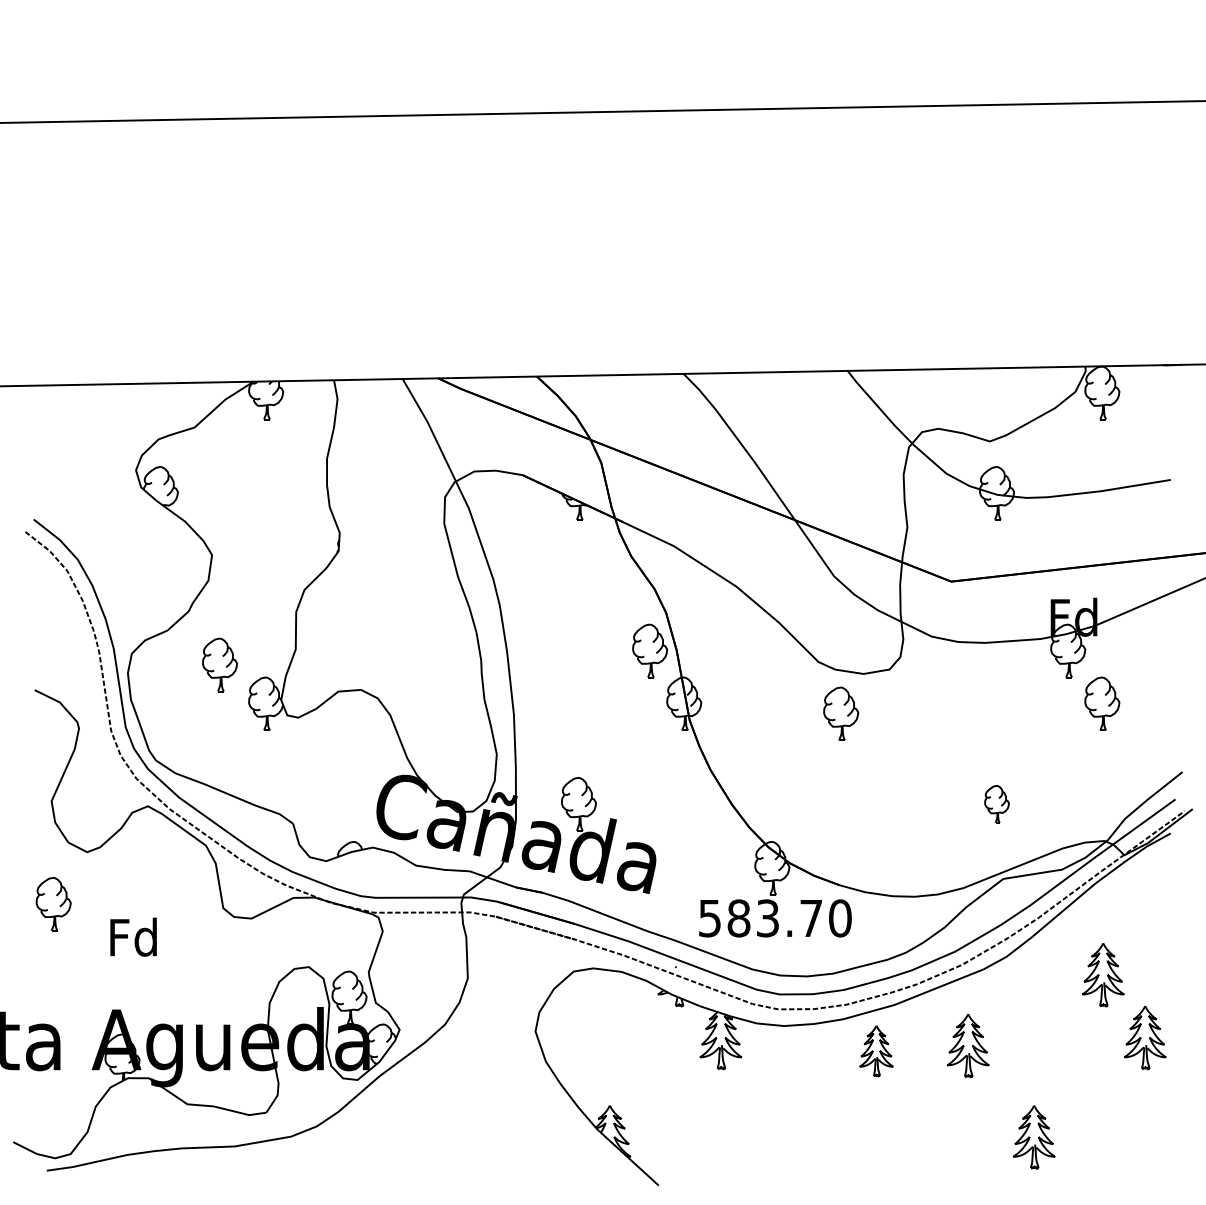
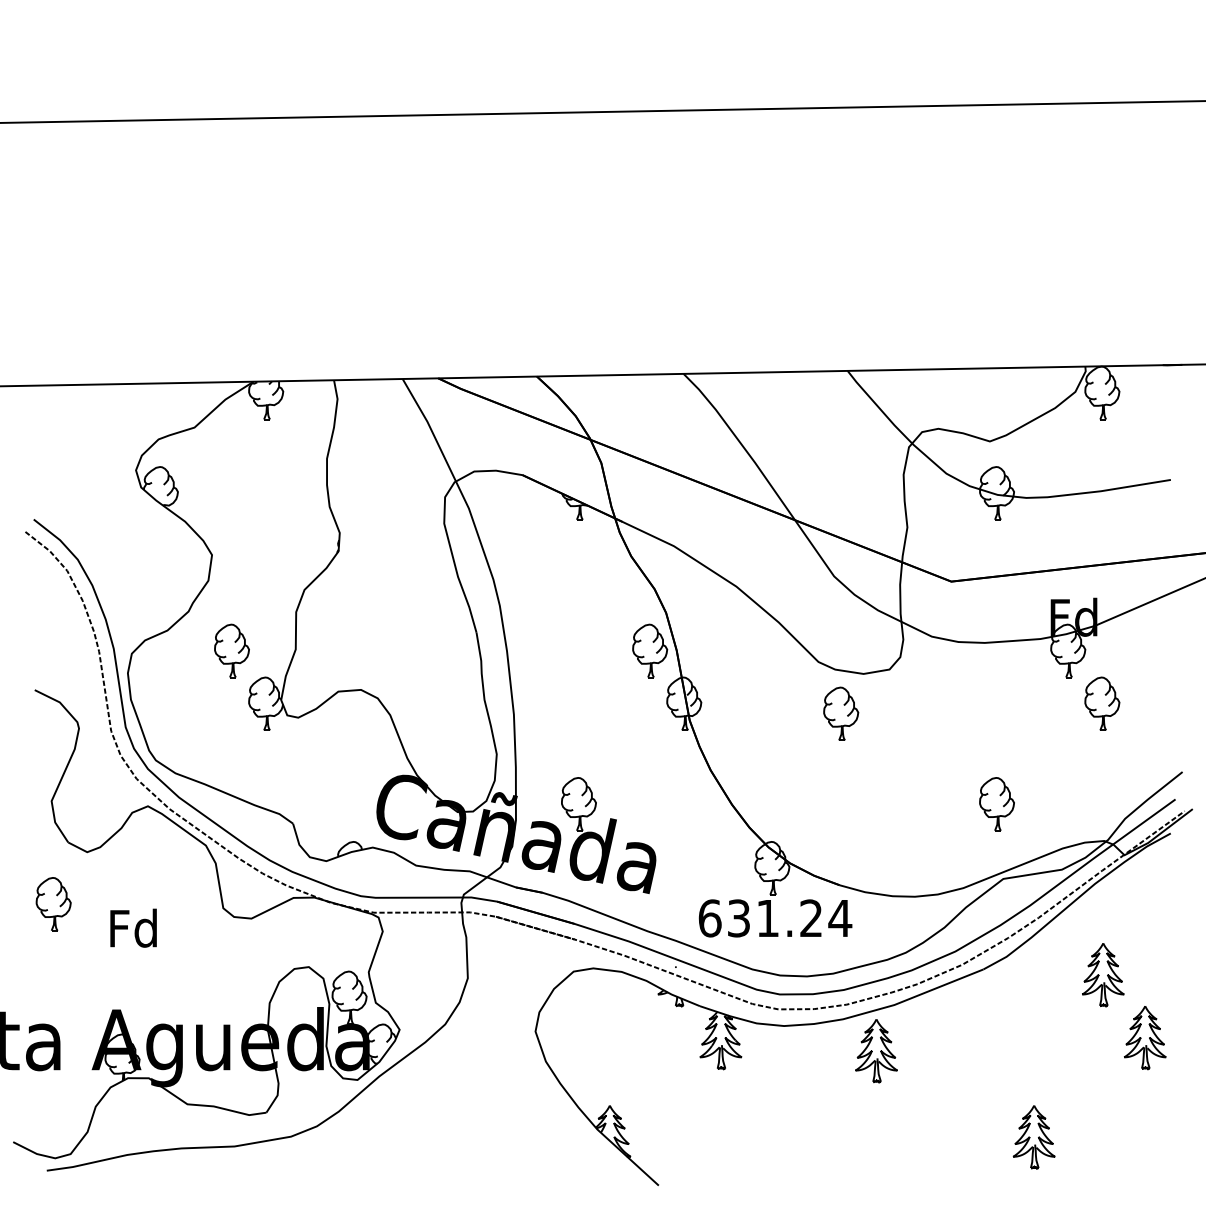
part position: (219, 664) -> (231, 650) (231, 650)
part size: 26x39 px -> 36x55 px (996, 804)
text: 583.70 -> 631.24 (775, 918)
text position: (133, 936) -> (133, 927) (133, 927)
part: present -> none (968, 1046)
part size: 35x53 px -> 43x65 px (876, 1051)
